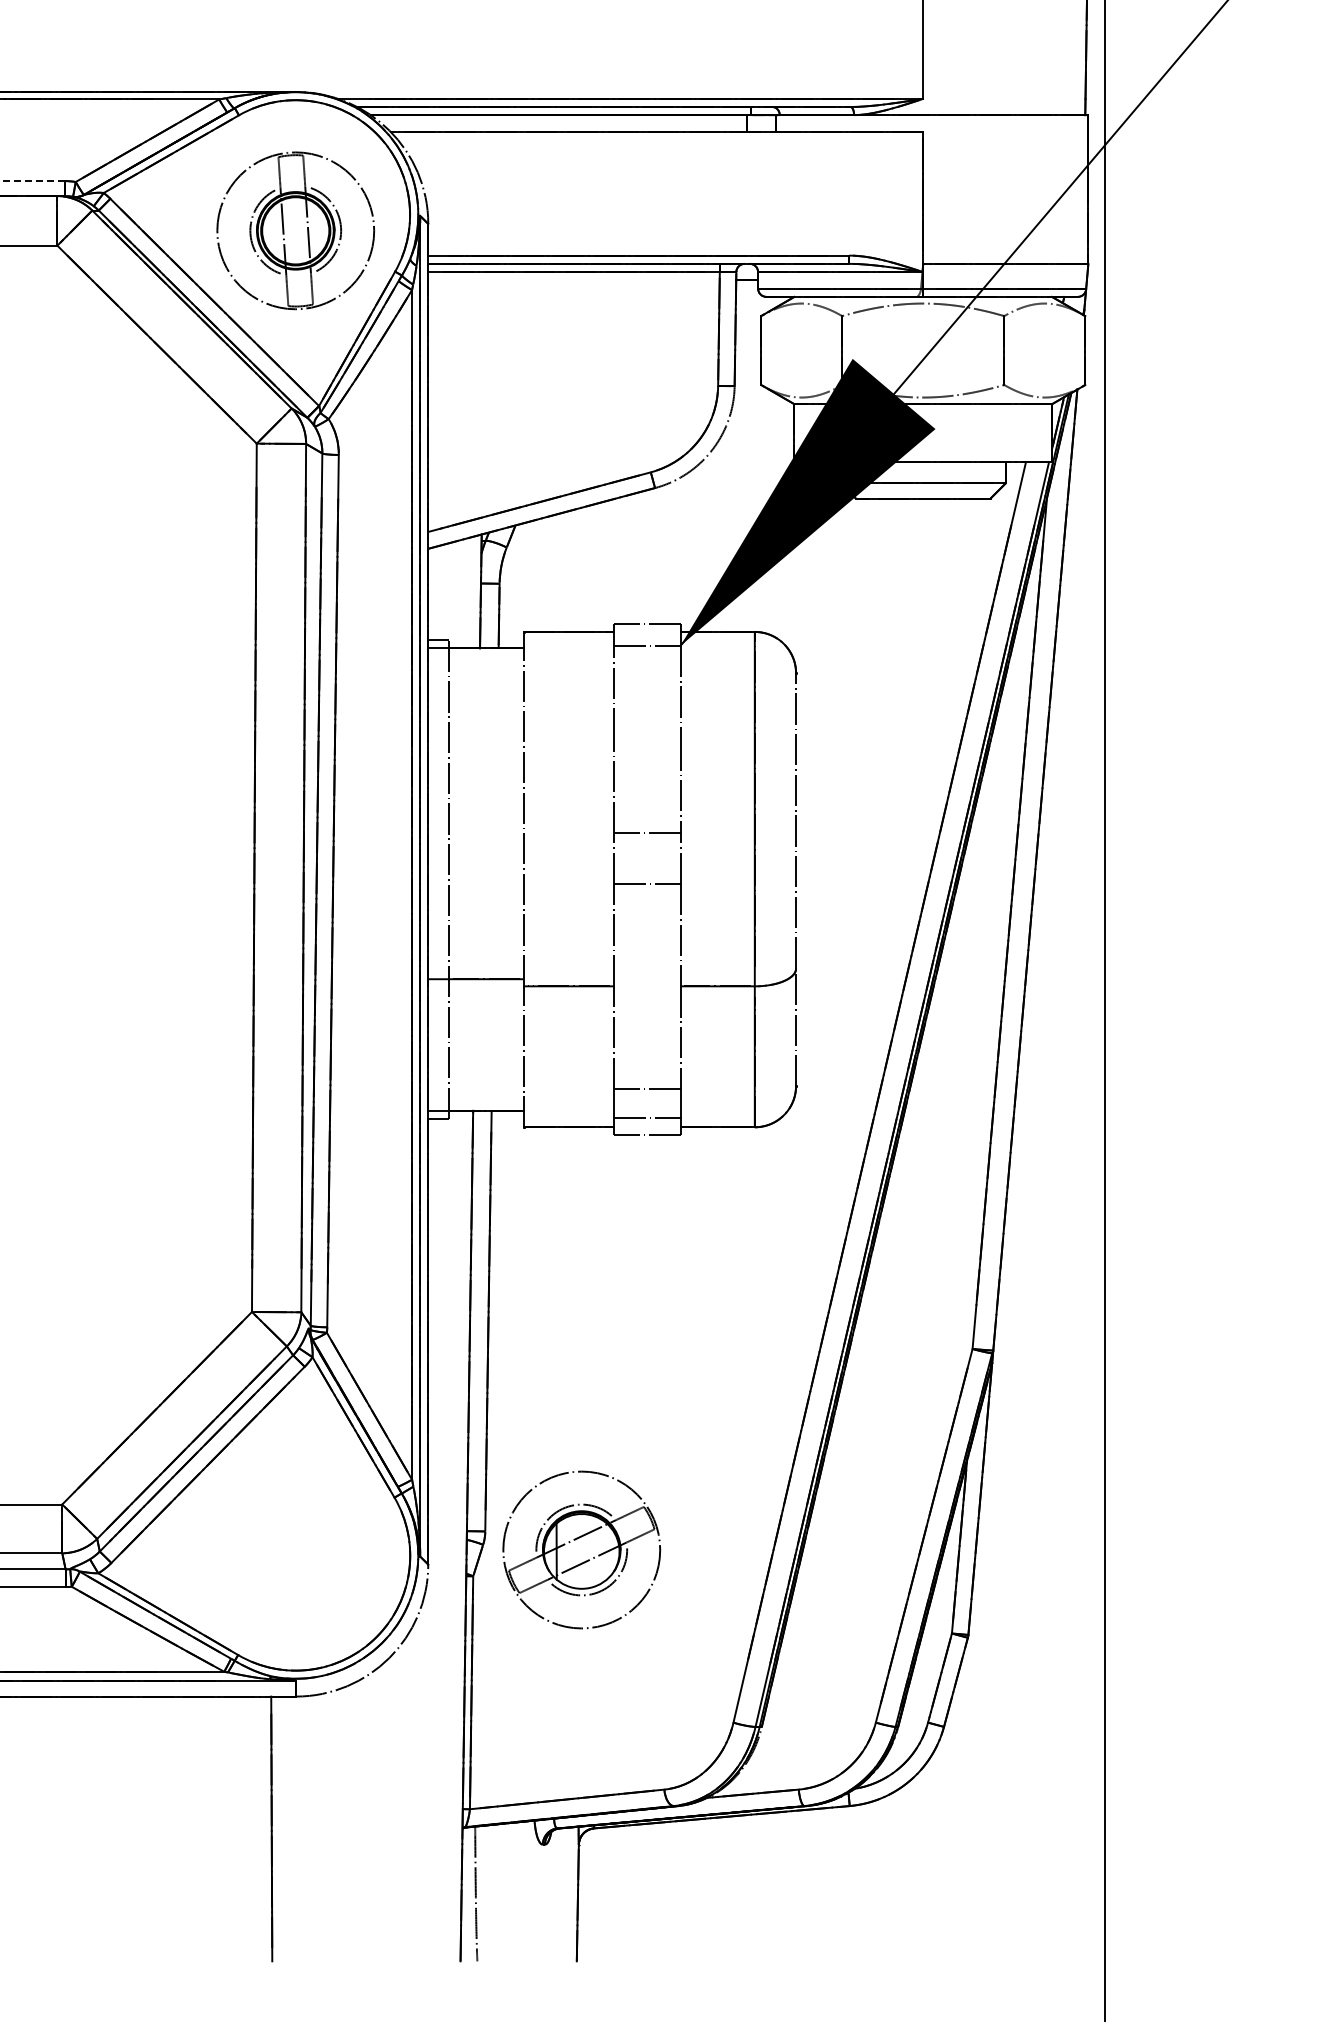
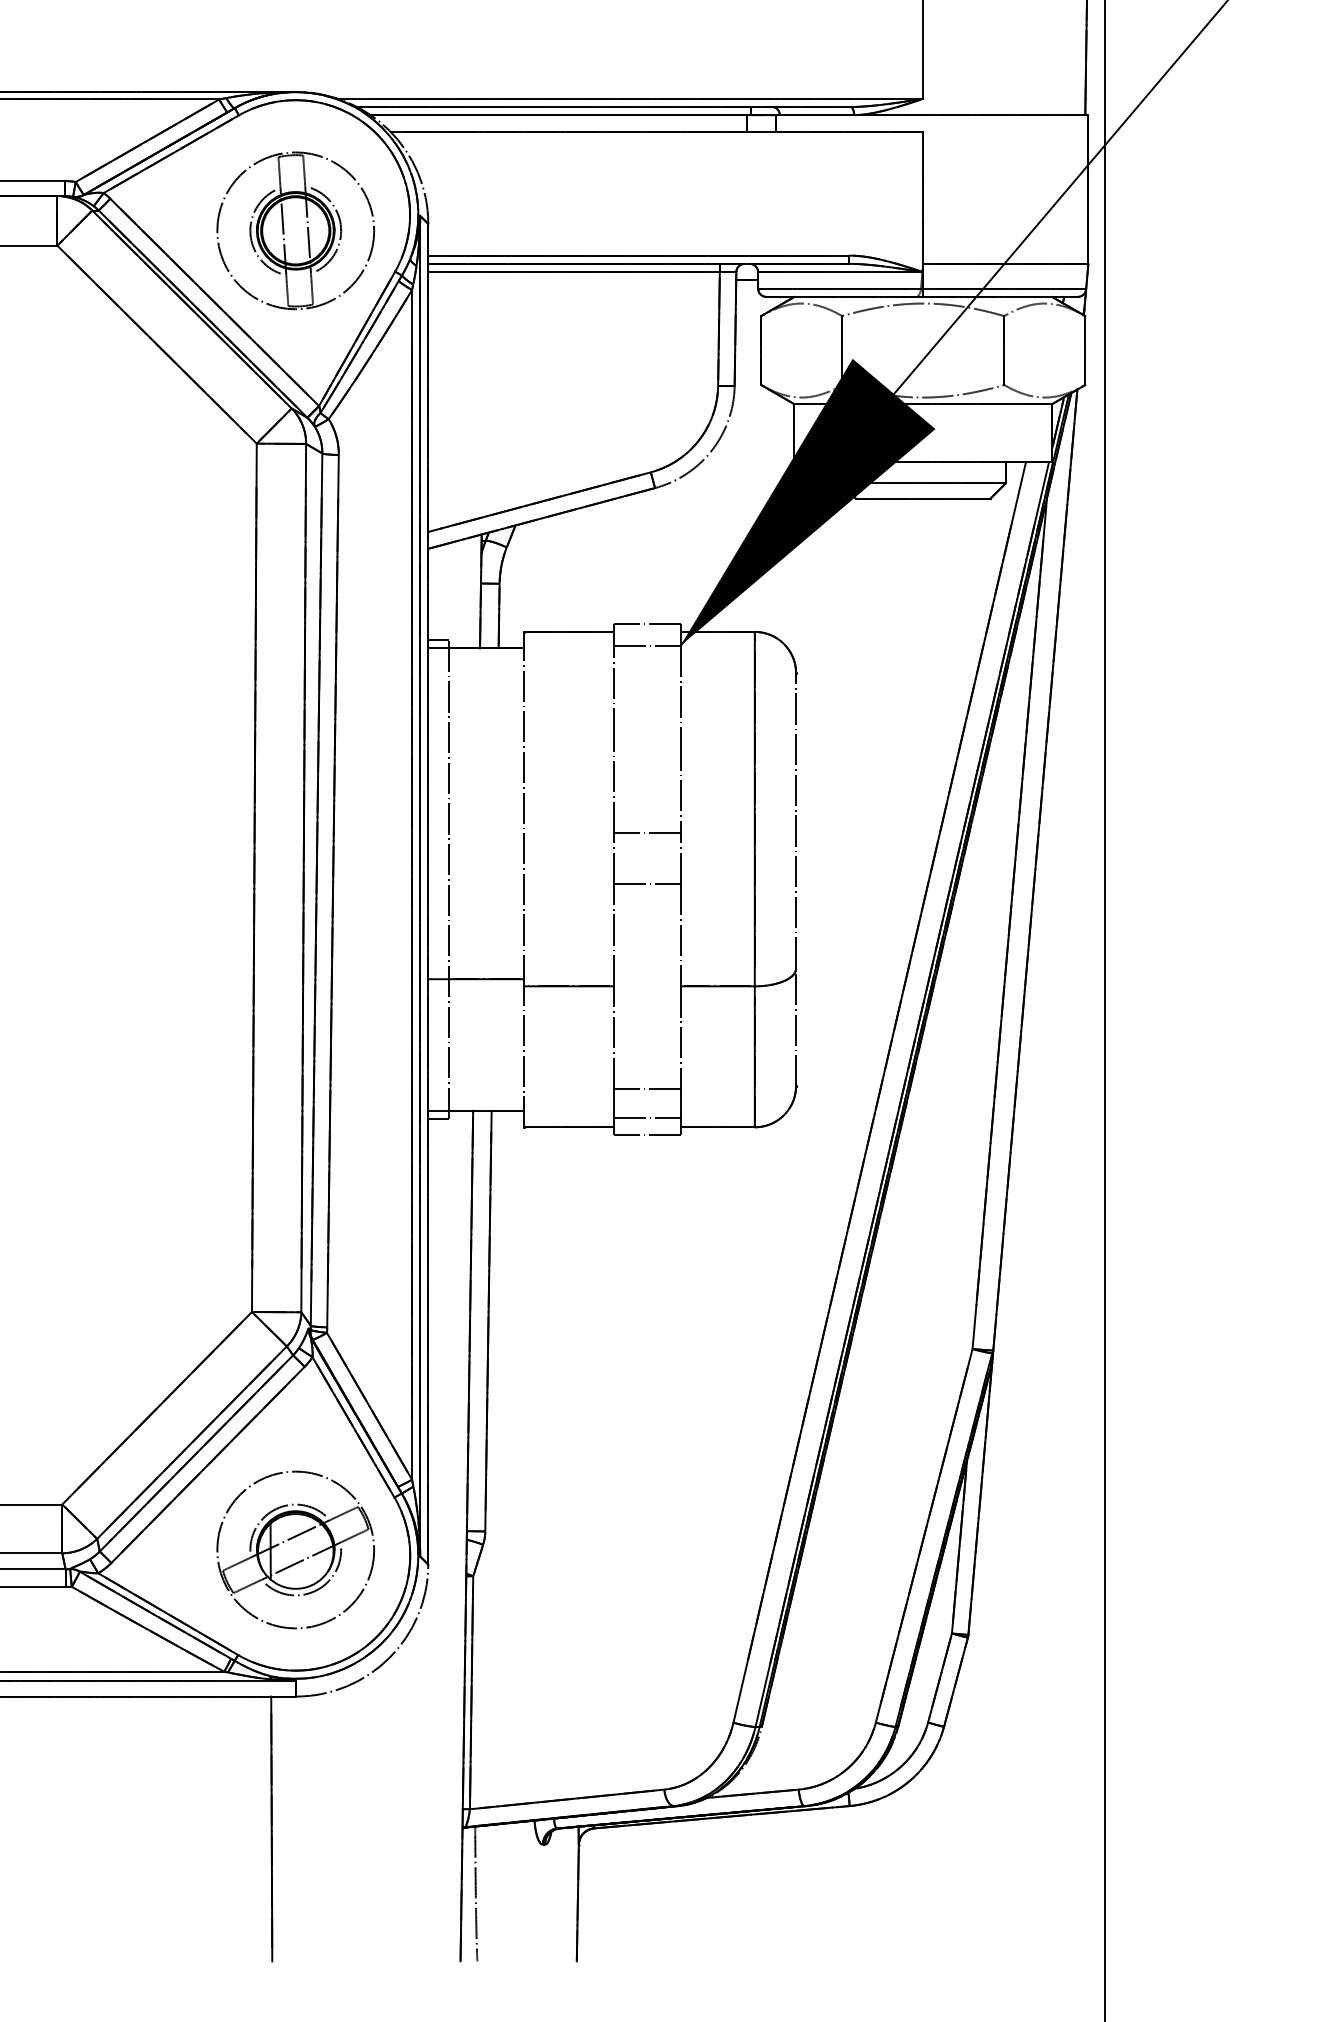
line: dashed -> solid (32, 181)
part position: (581, 1549) -> (295, 1549) (295, 1549)
